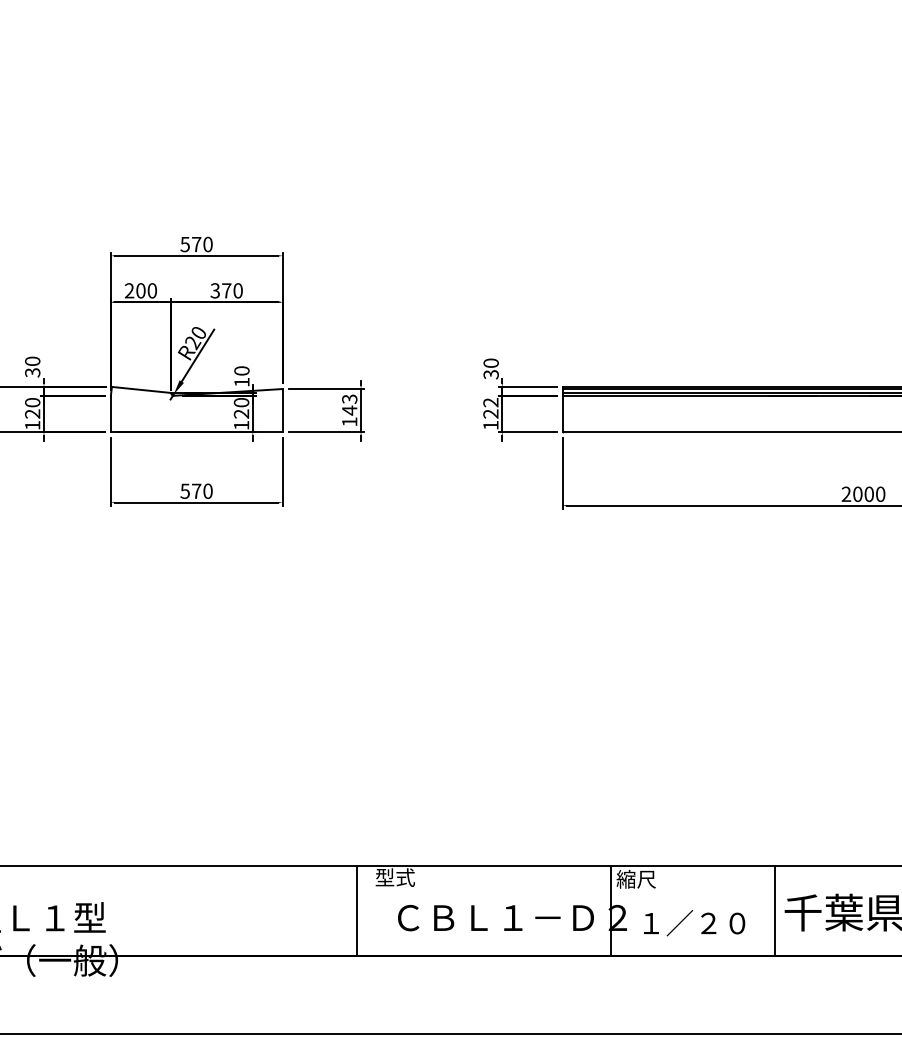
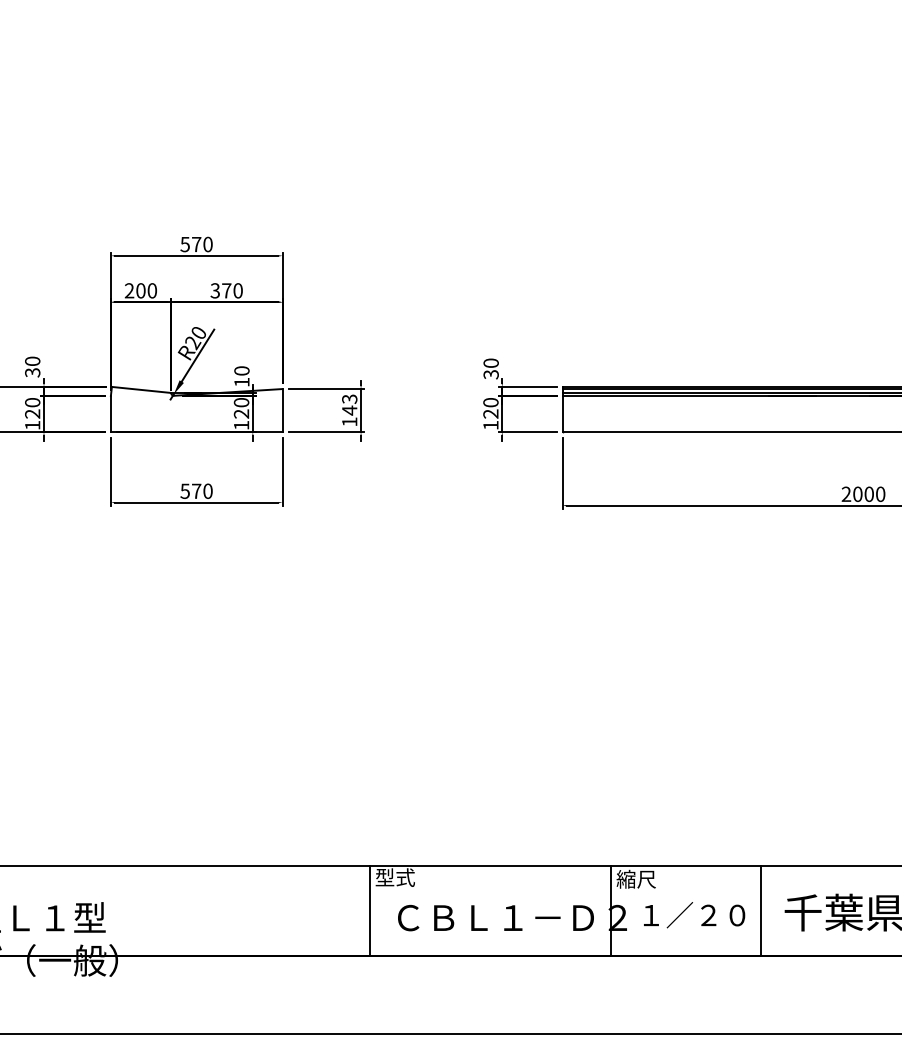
text: 122 -> 120 (490, 402)
line position: (356, 910) -> (369, 910) (369, 910)
line position: (775, 910) -> (761, 910) (761, 910)
text position: (694, 923) -> (694, 915) (694, 915)
